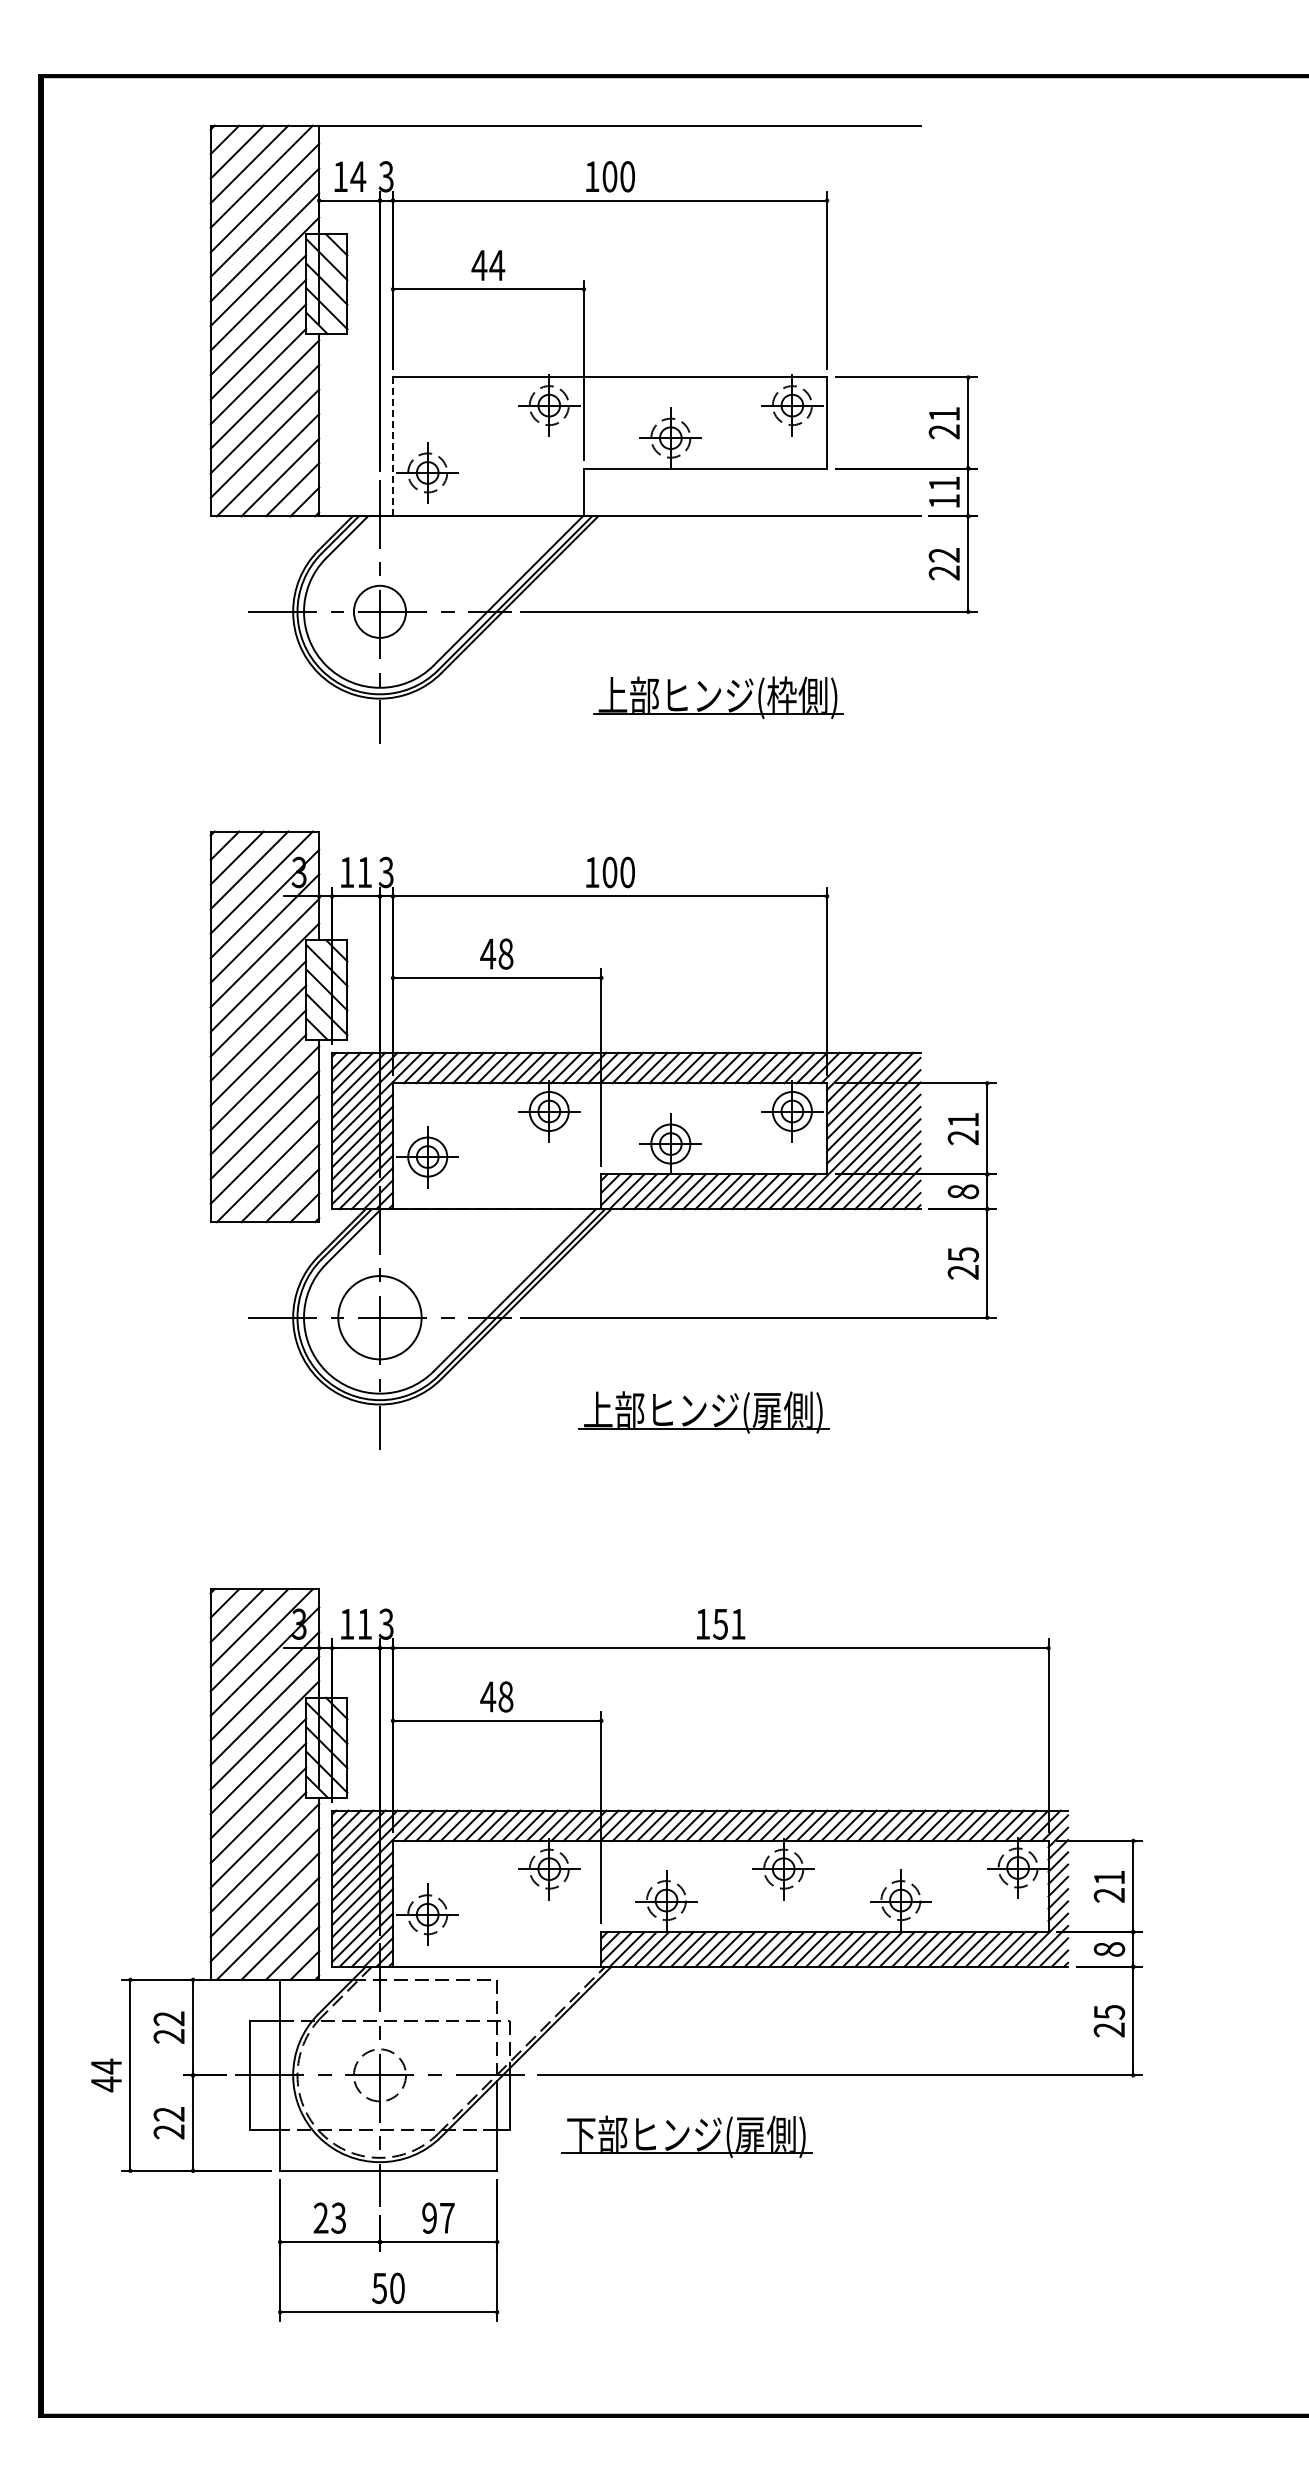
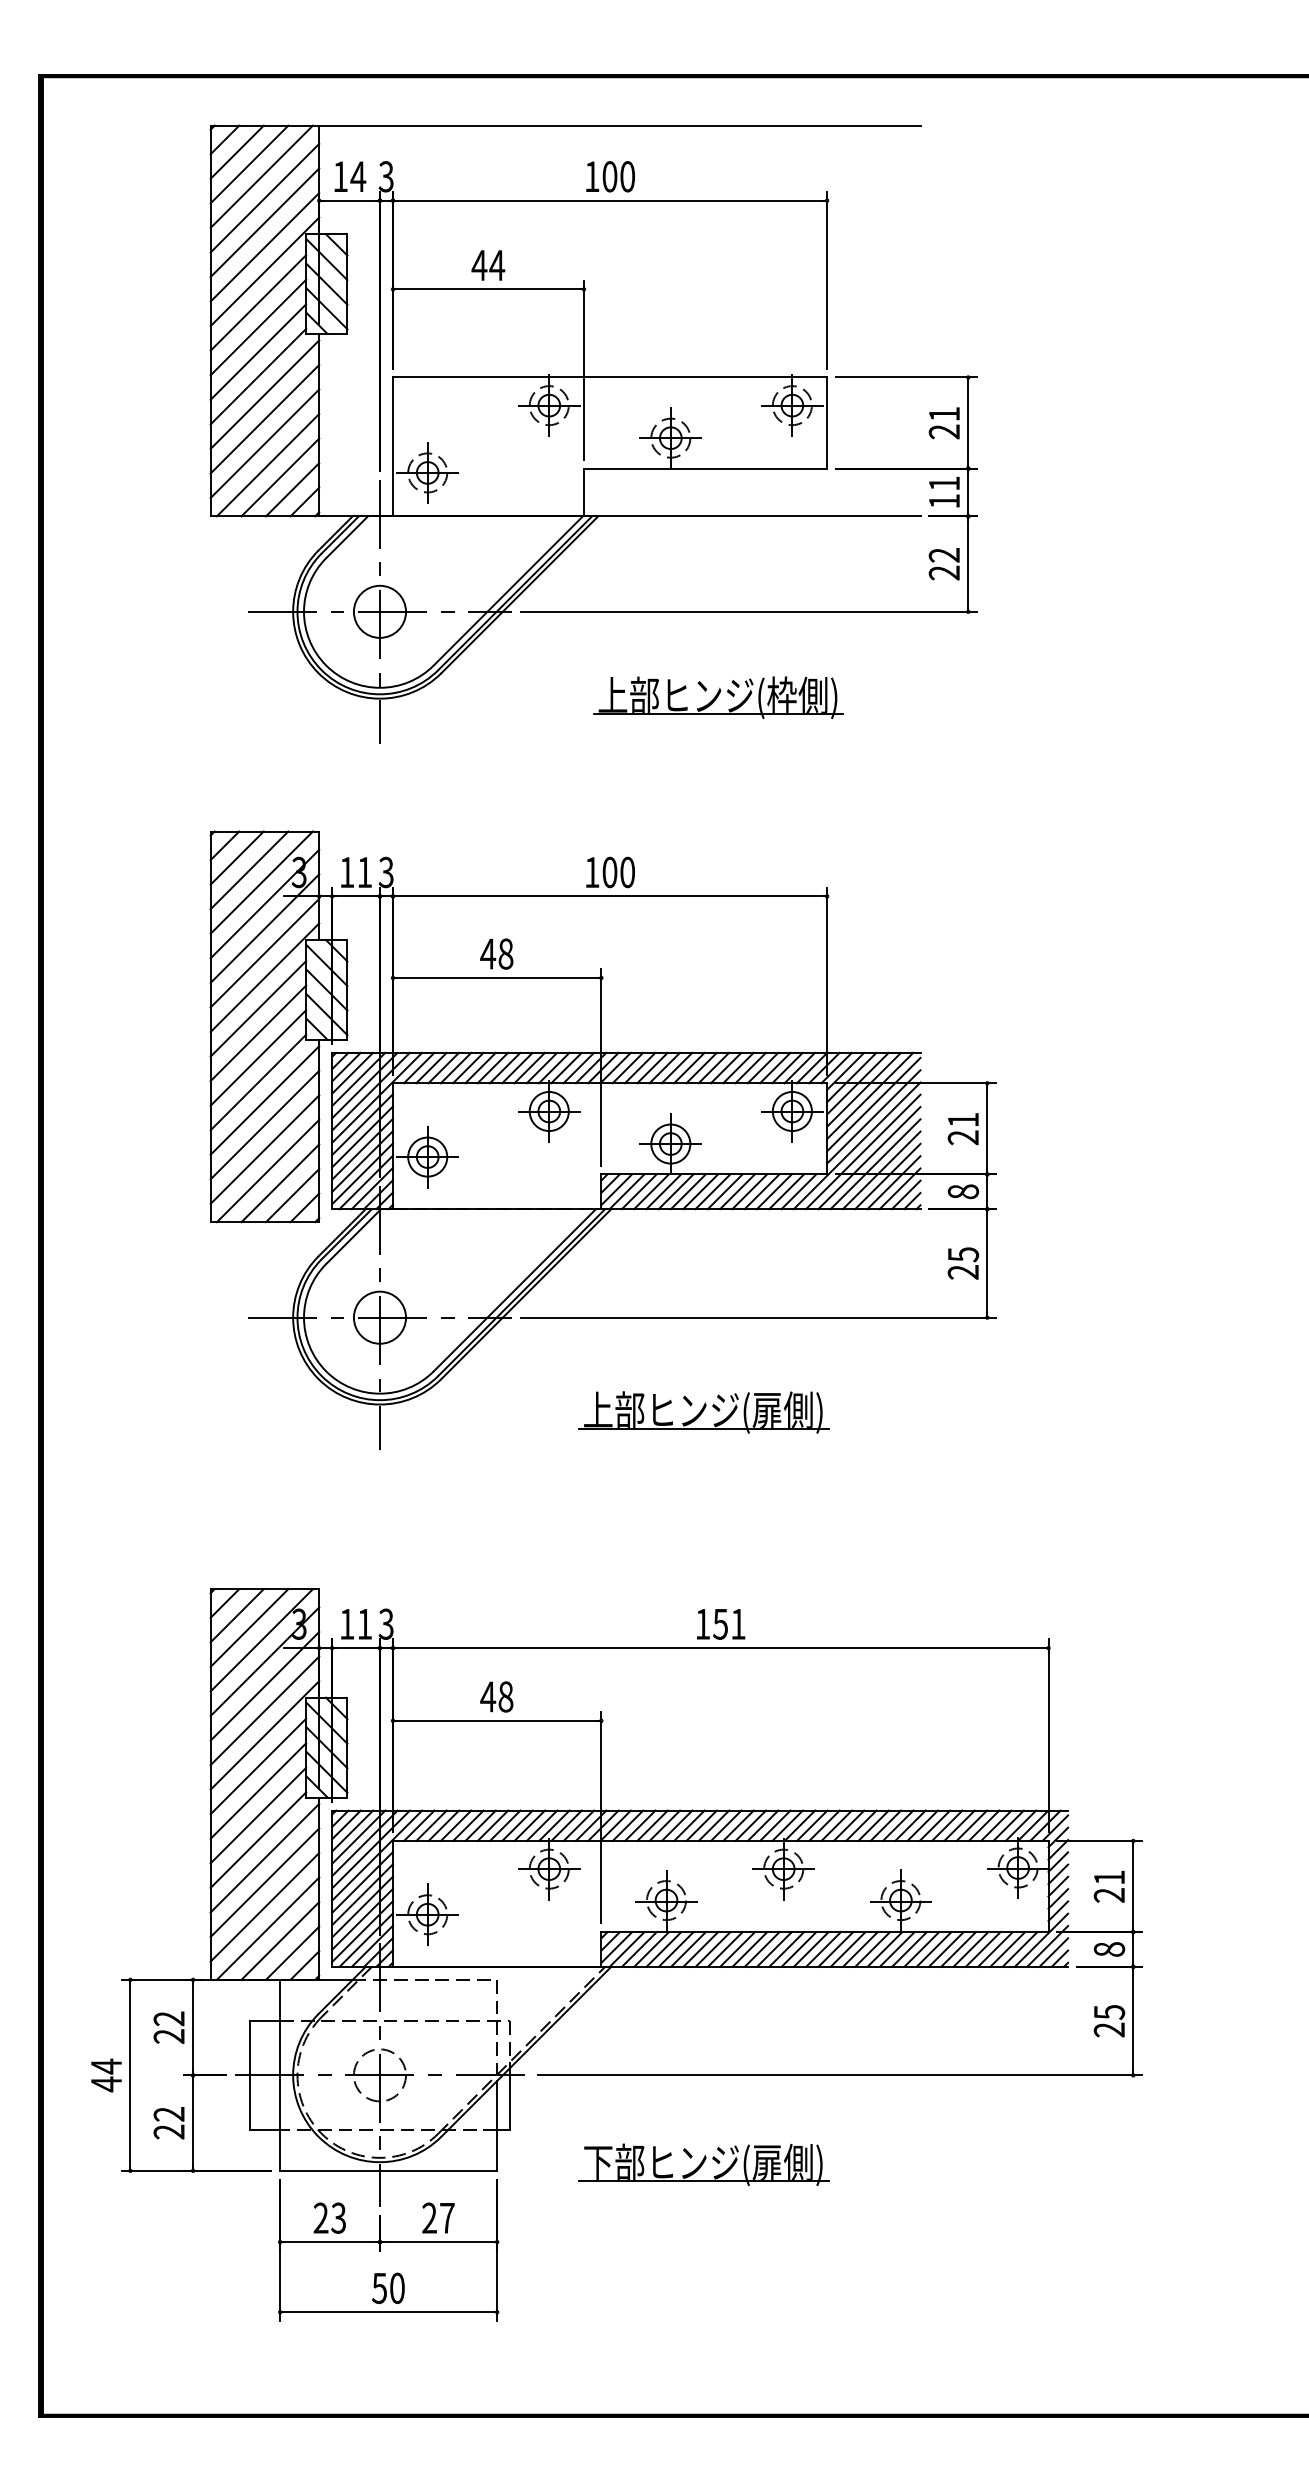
line: dashed -> solid (393, 446)
circle diameter: 83 px -> 52 px (379, 1317)
part position: (686, 2136) -> (703, 2164) (703, 2164)
text: 97 -> 27 (429, 2218)
